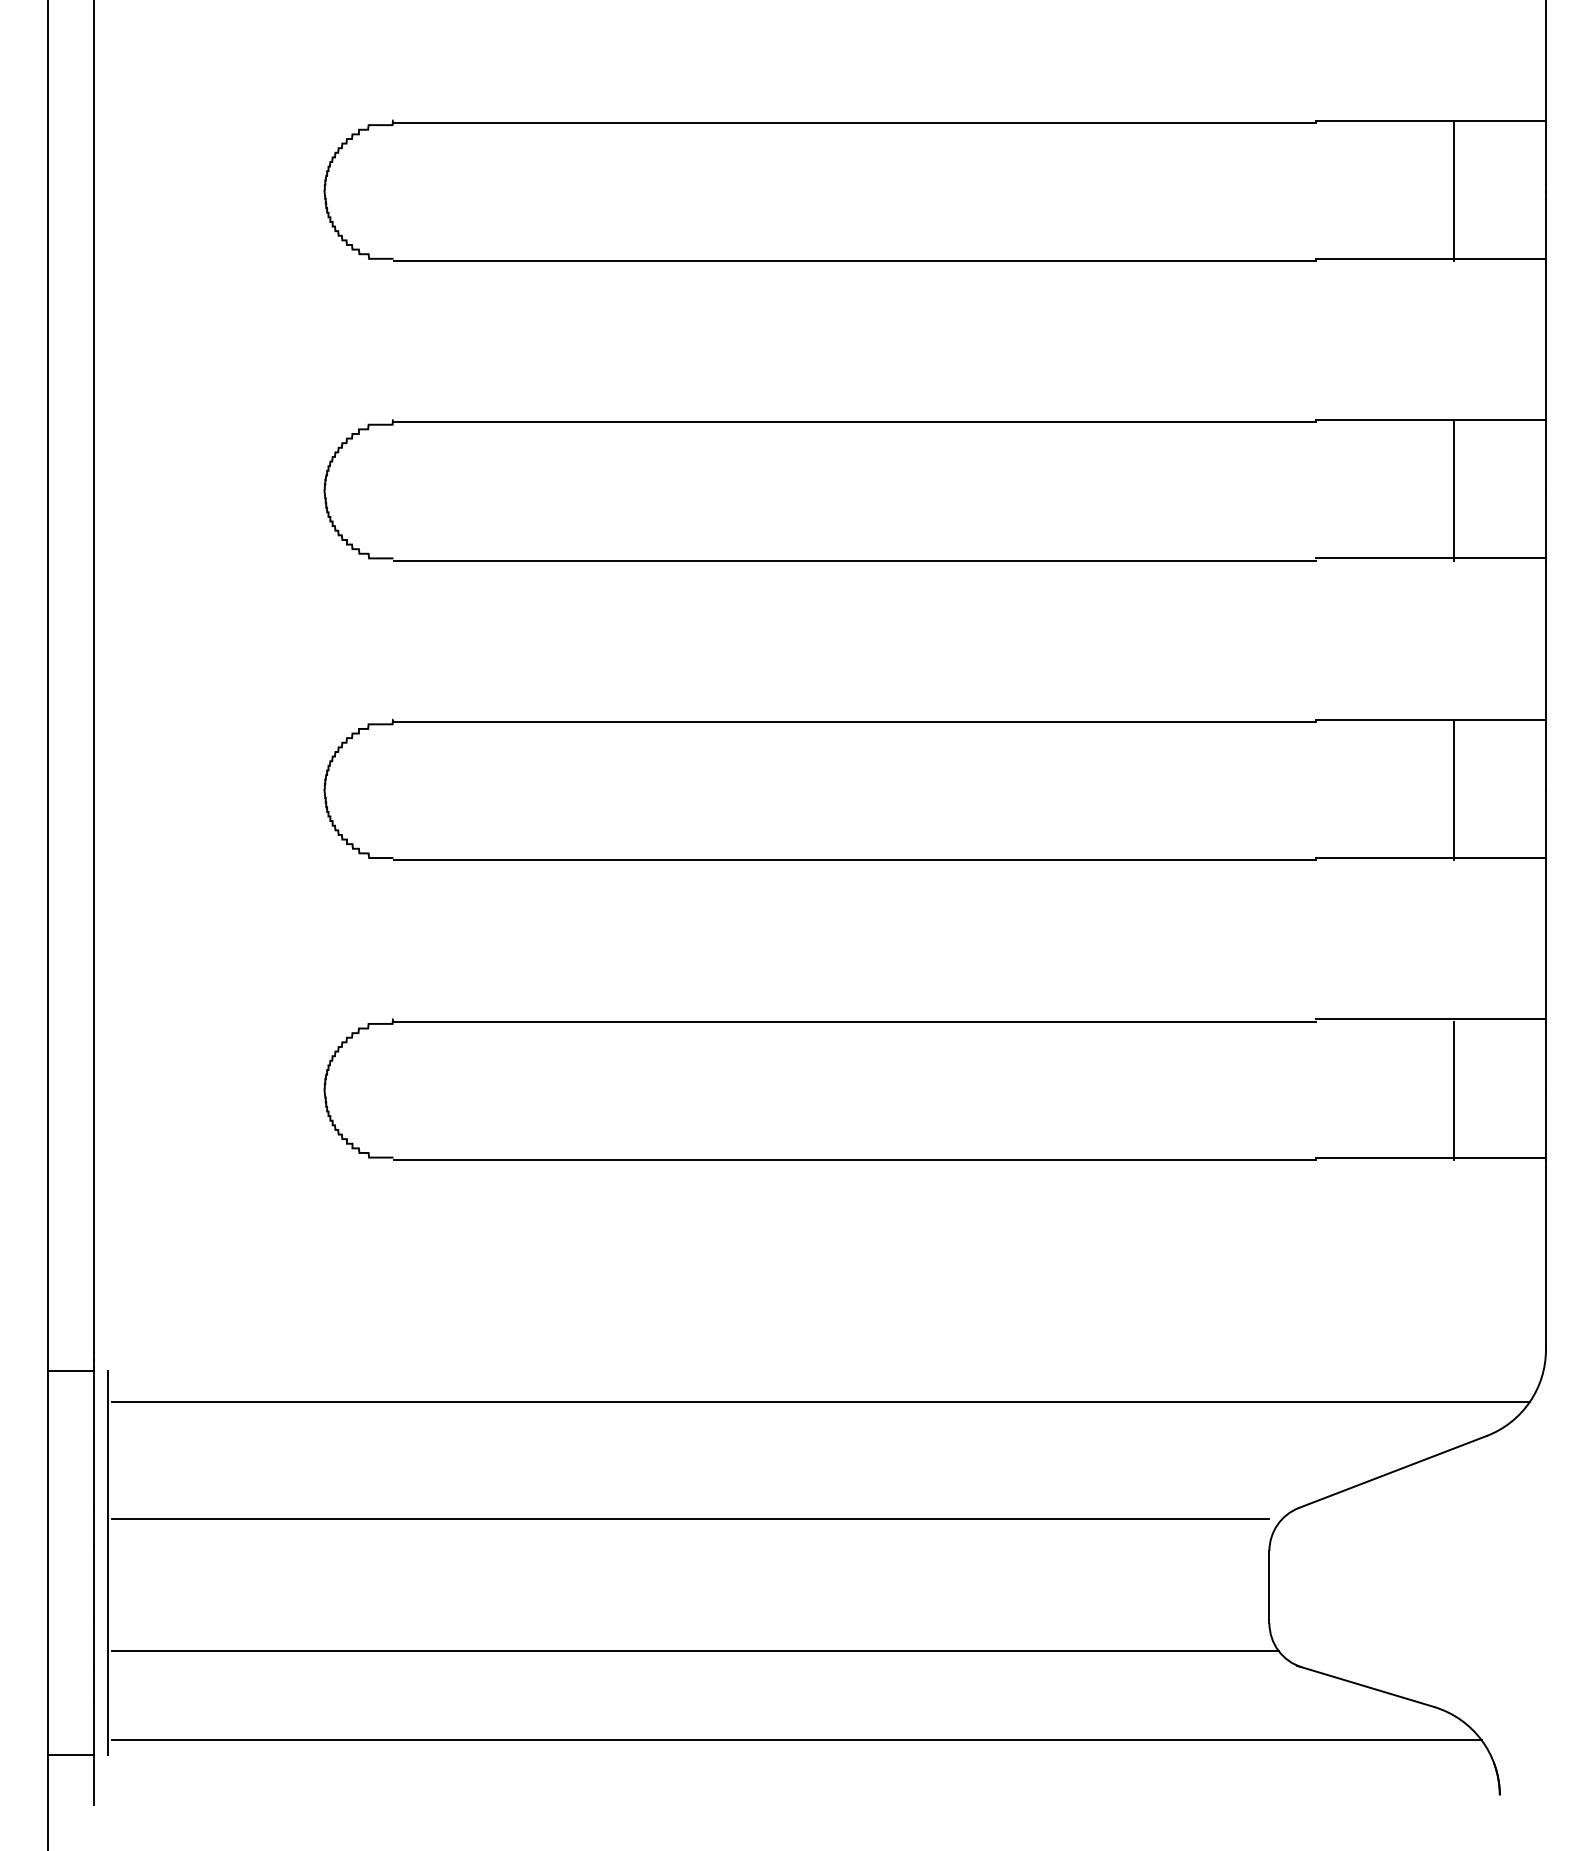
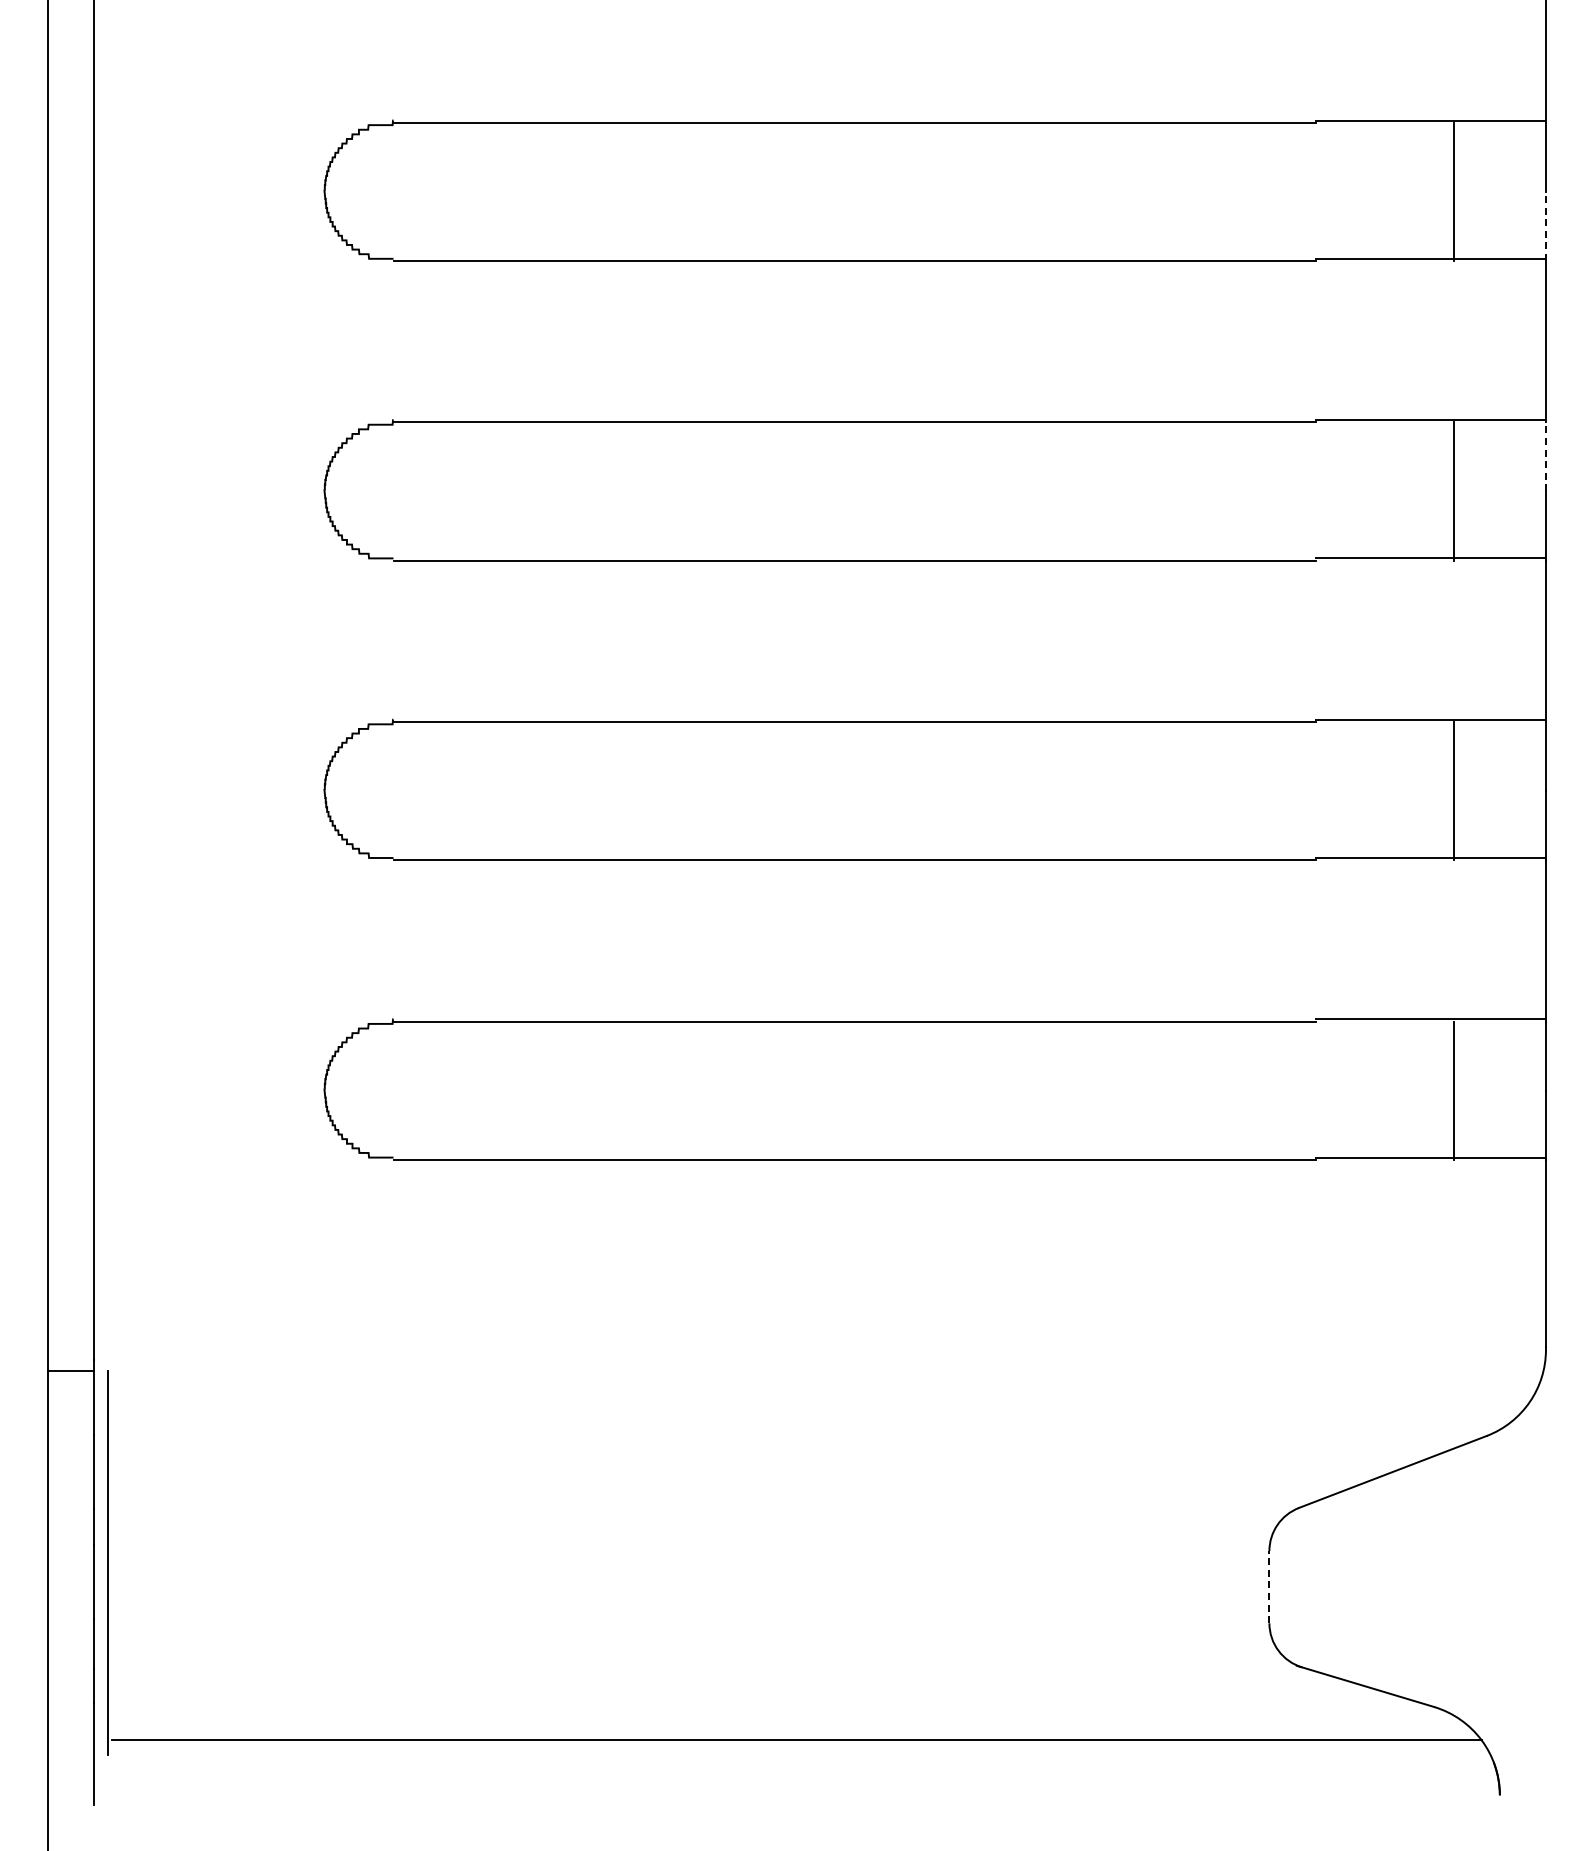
line: solid -> dashed (1545, 226)
line: solid -> dashed (1545, 456)
line: present -> none (820, 1402)
line: present -> none (690, 1518)
line: solid -> dashed (1269, 1586)
line: present -> none (694, 1650)
line: present -> none (71, 1754)
